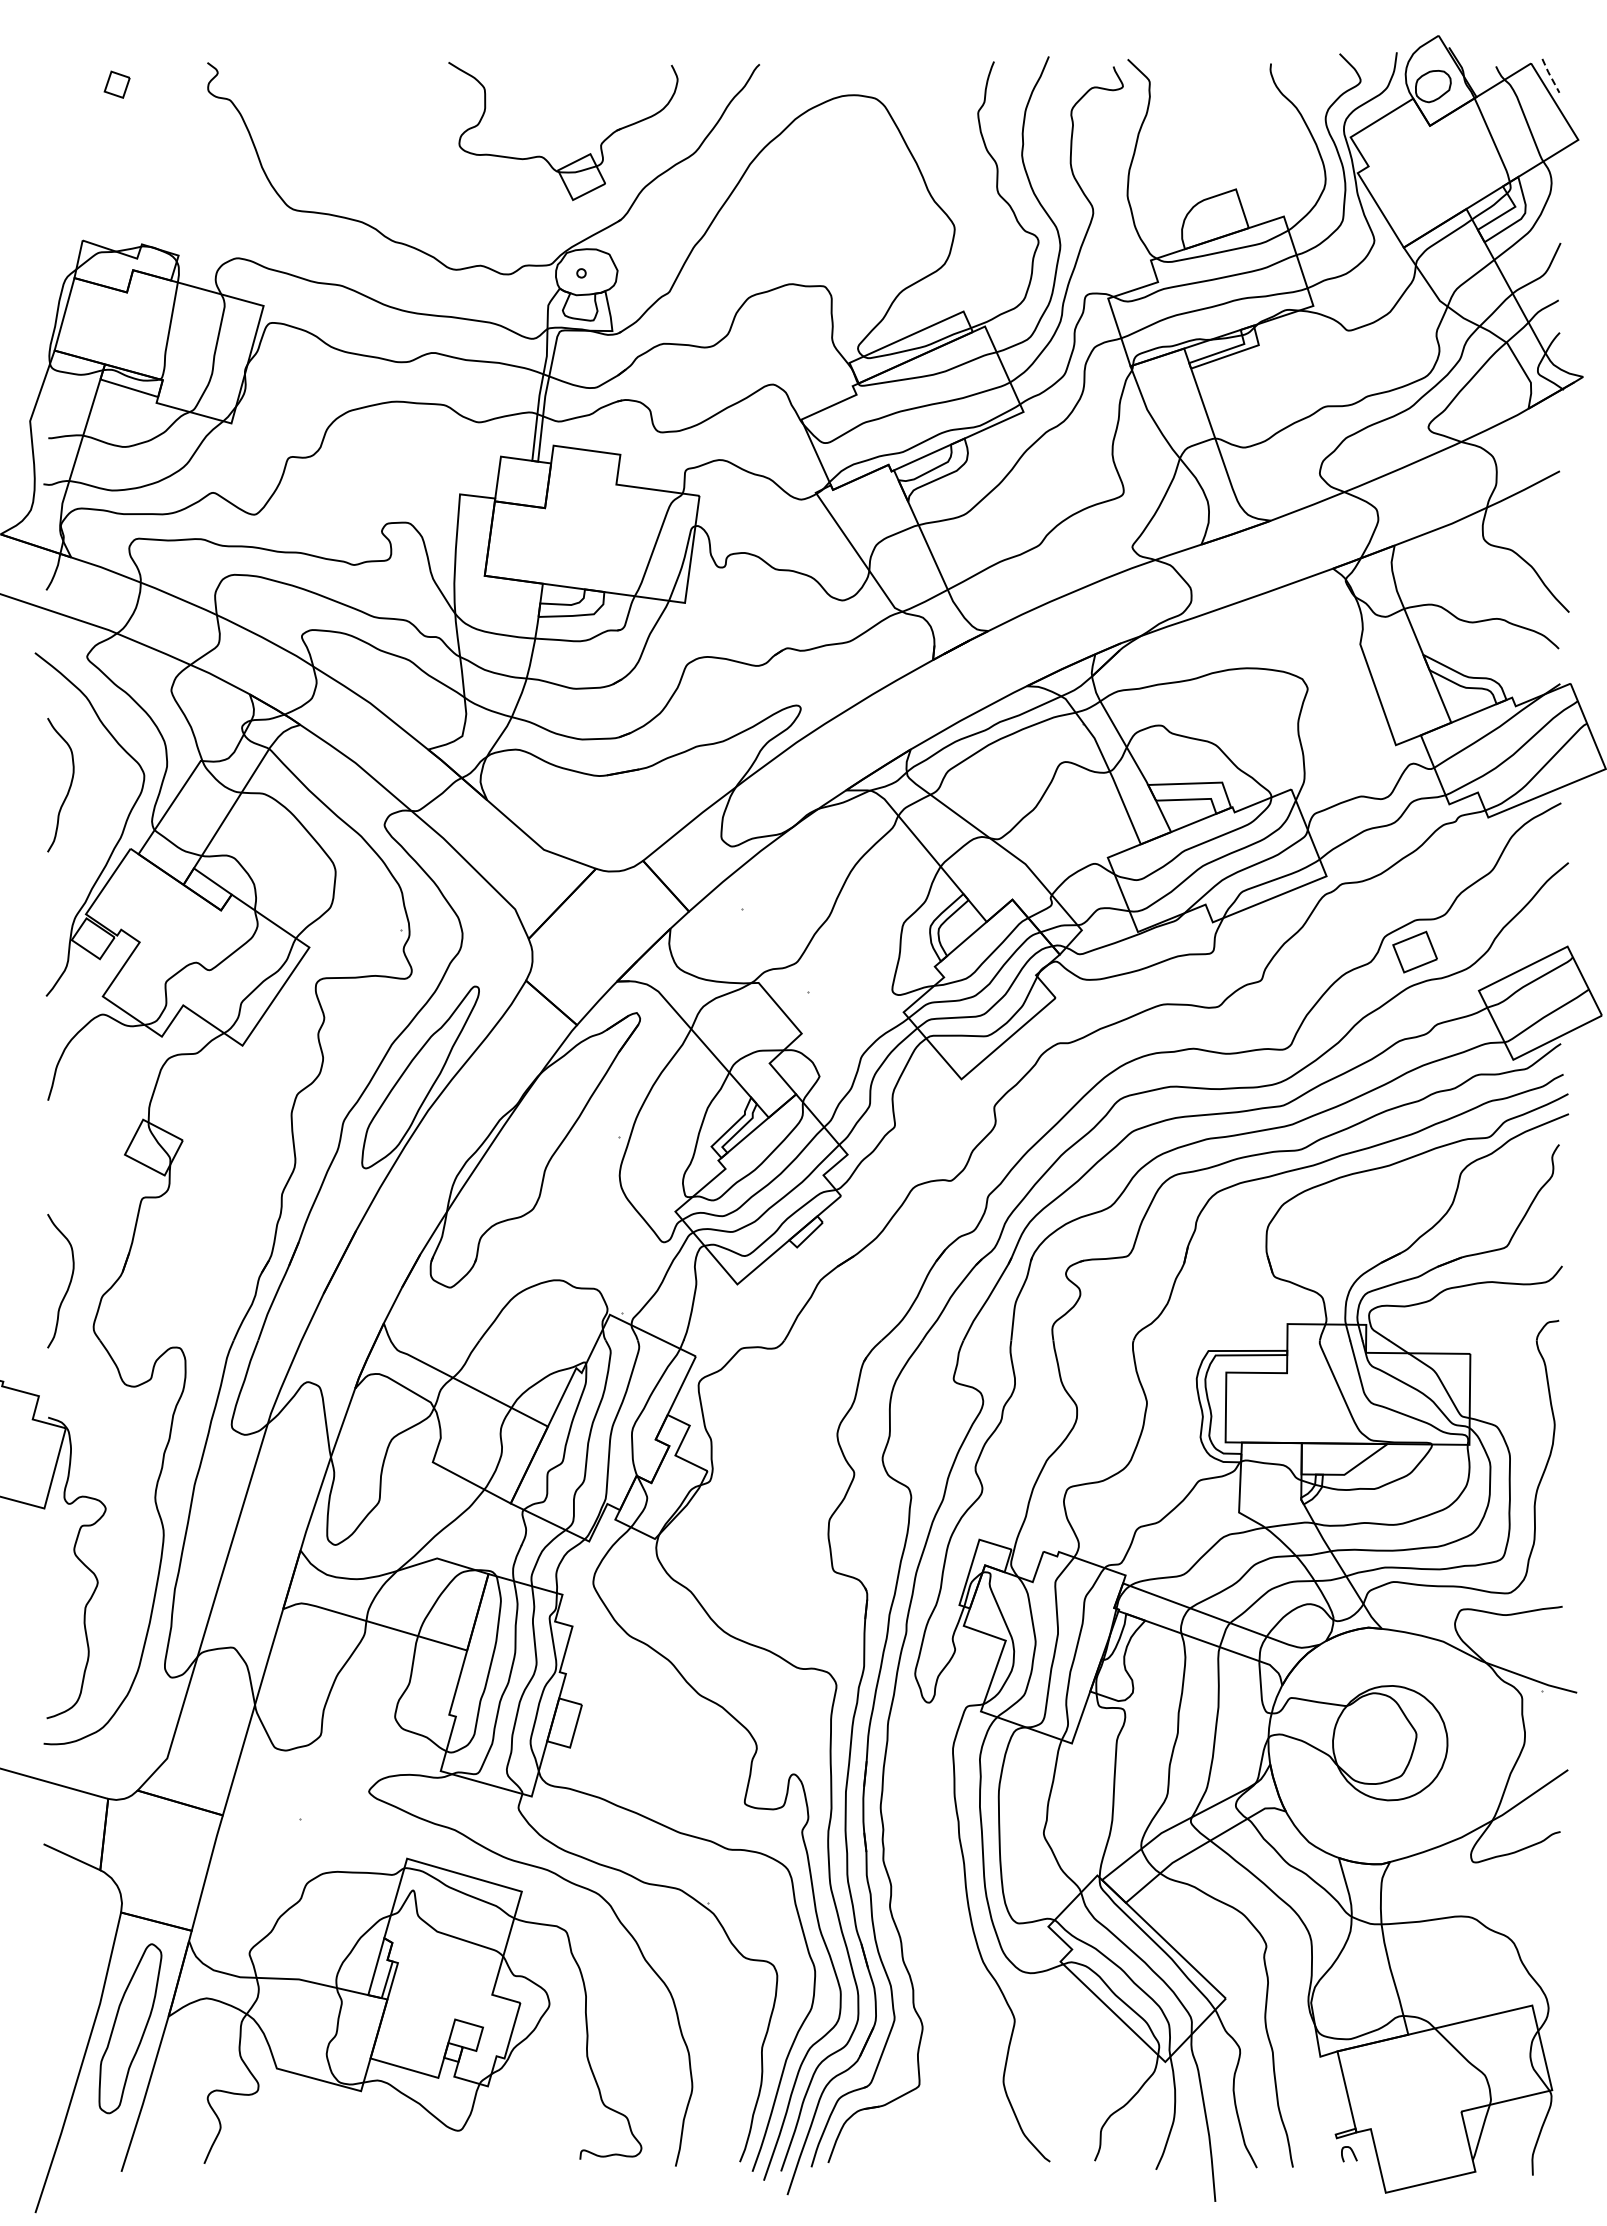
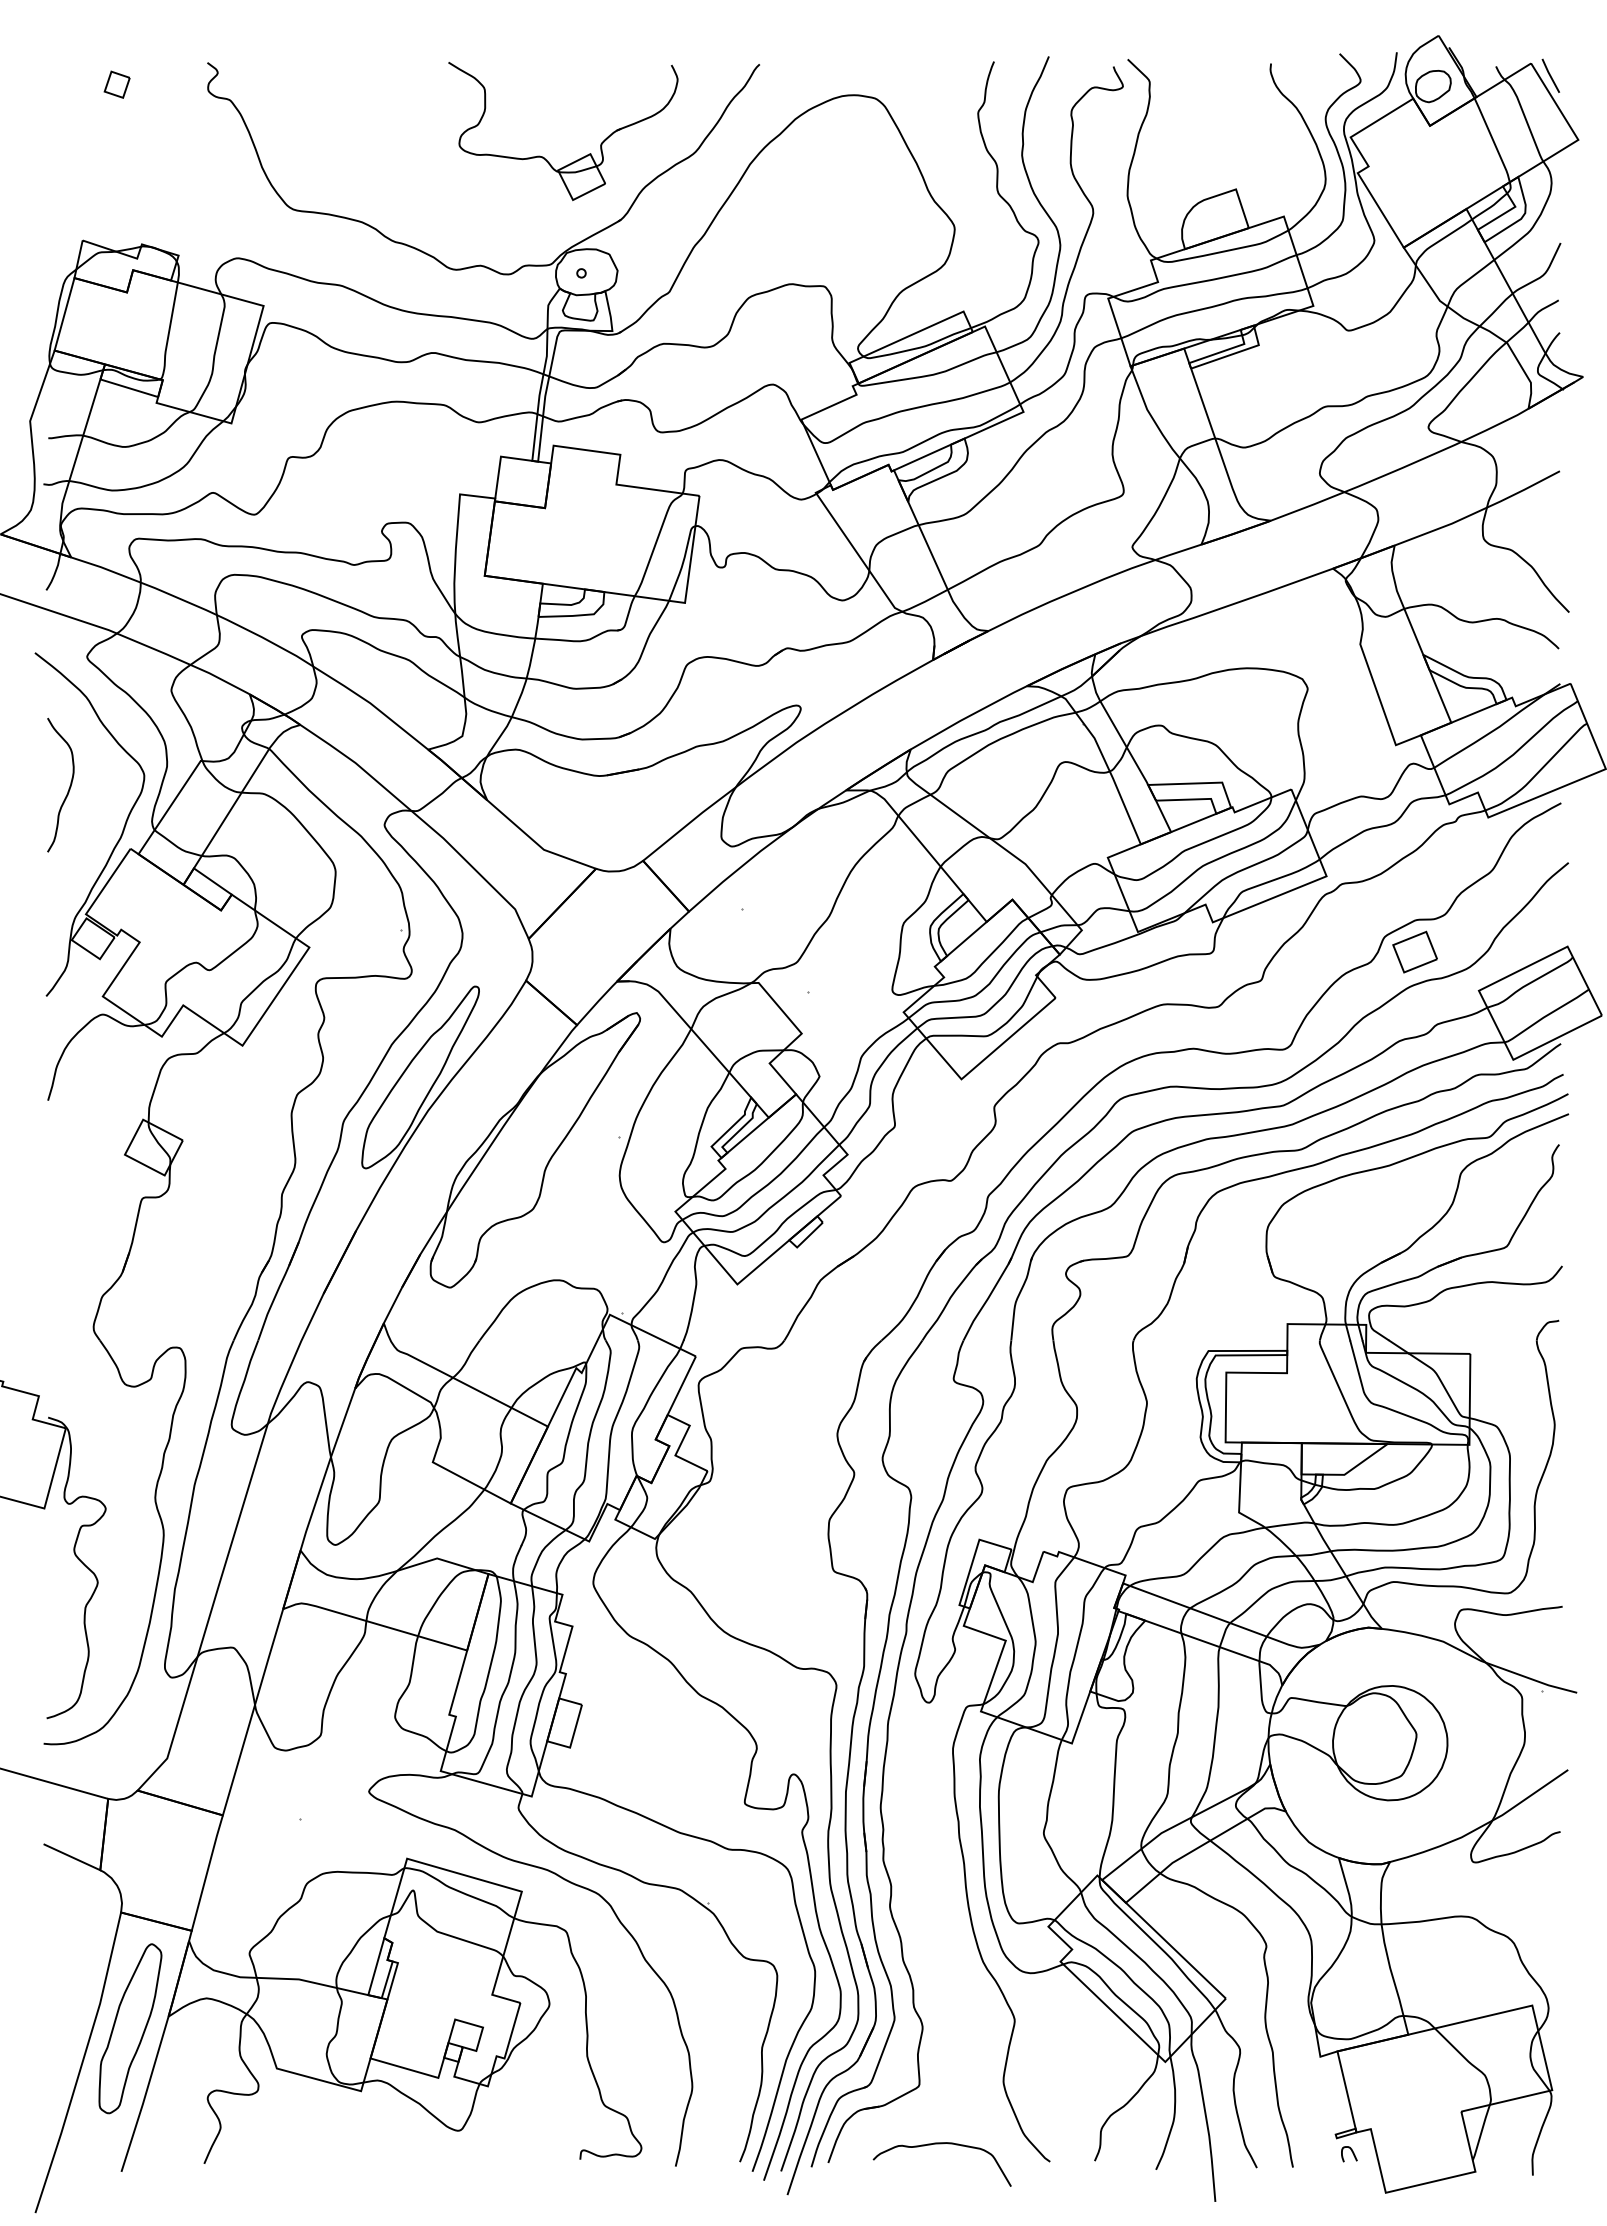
line: dashed -> solid (1550, 75)
curve: present -> none (68, 1284)
curve: none -> present (941, 2144)
